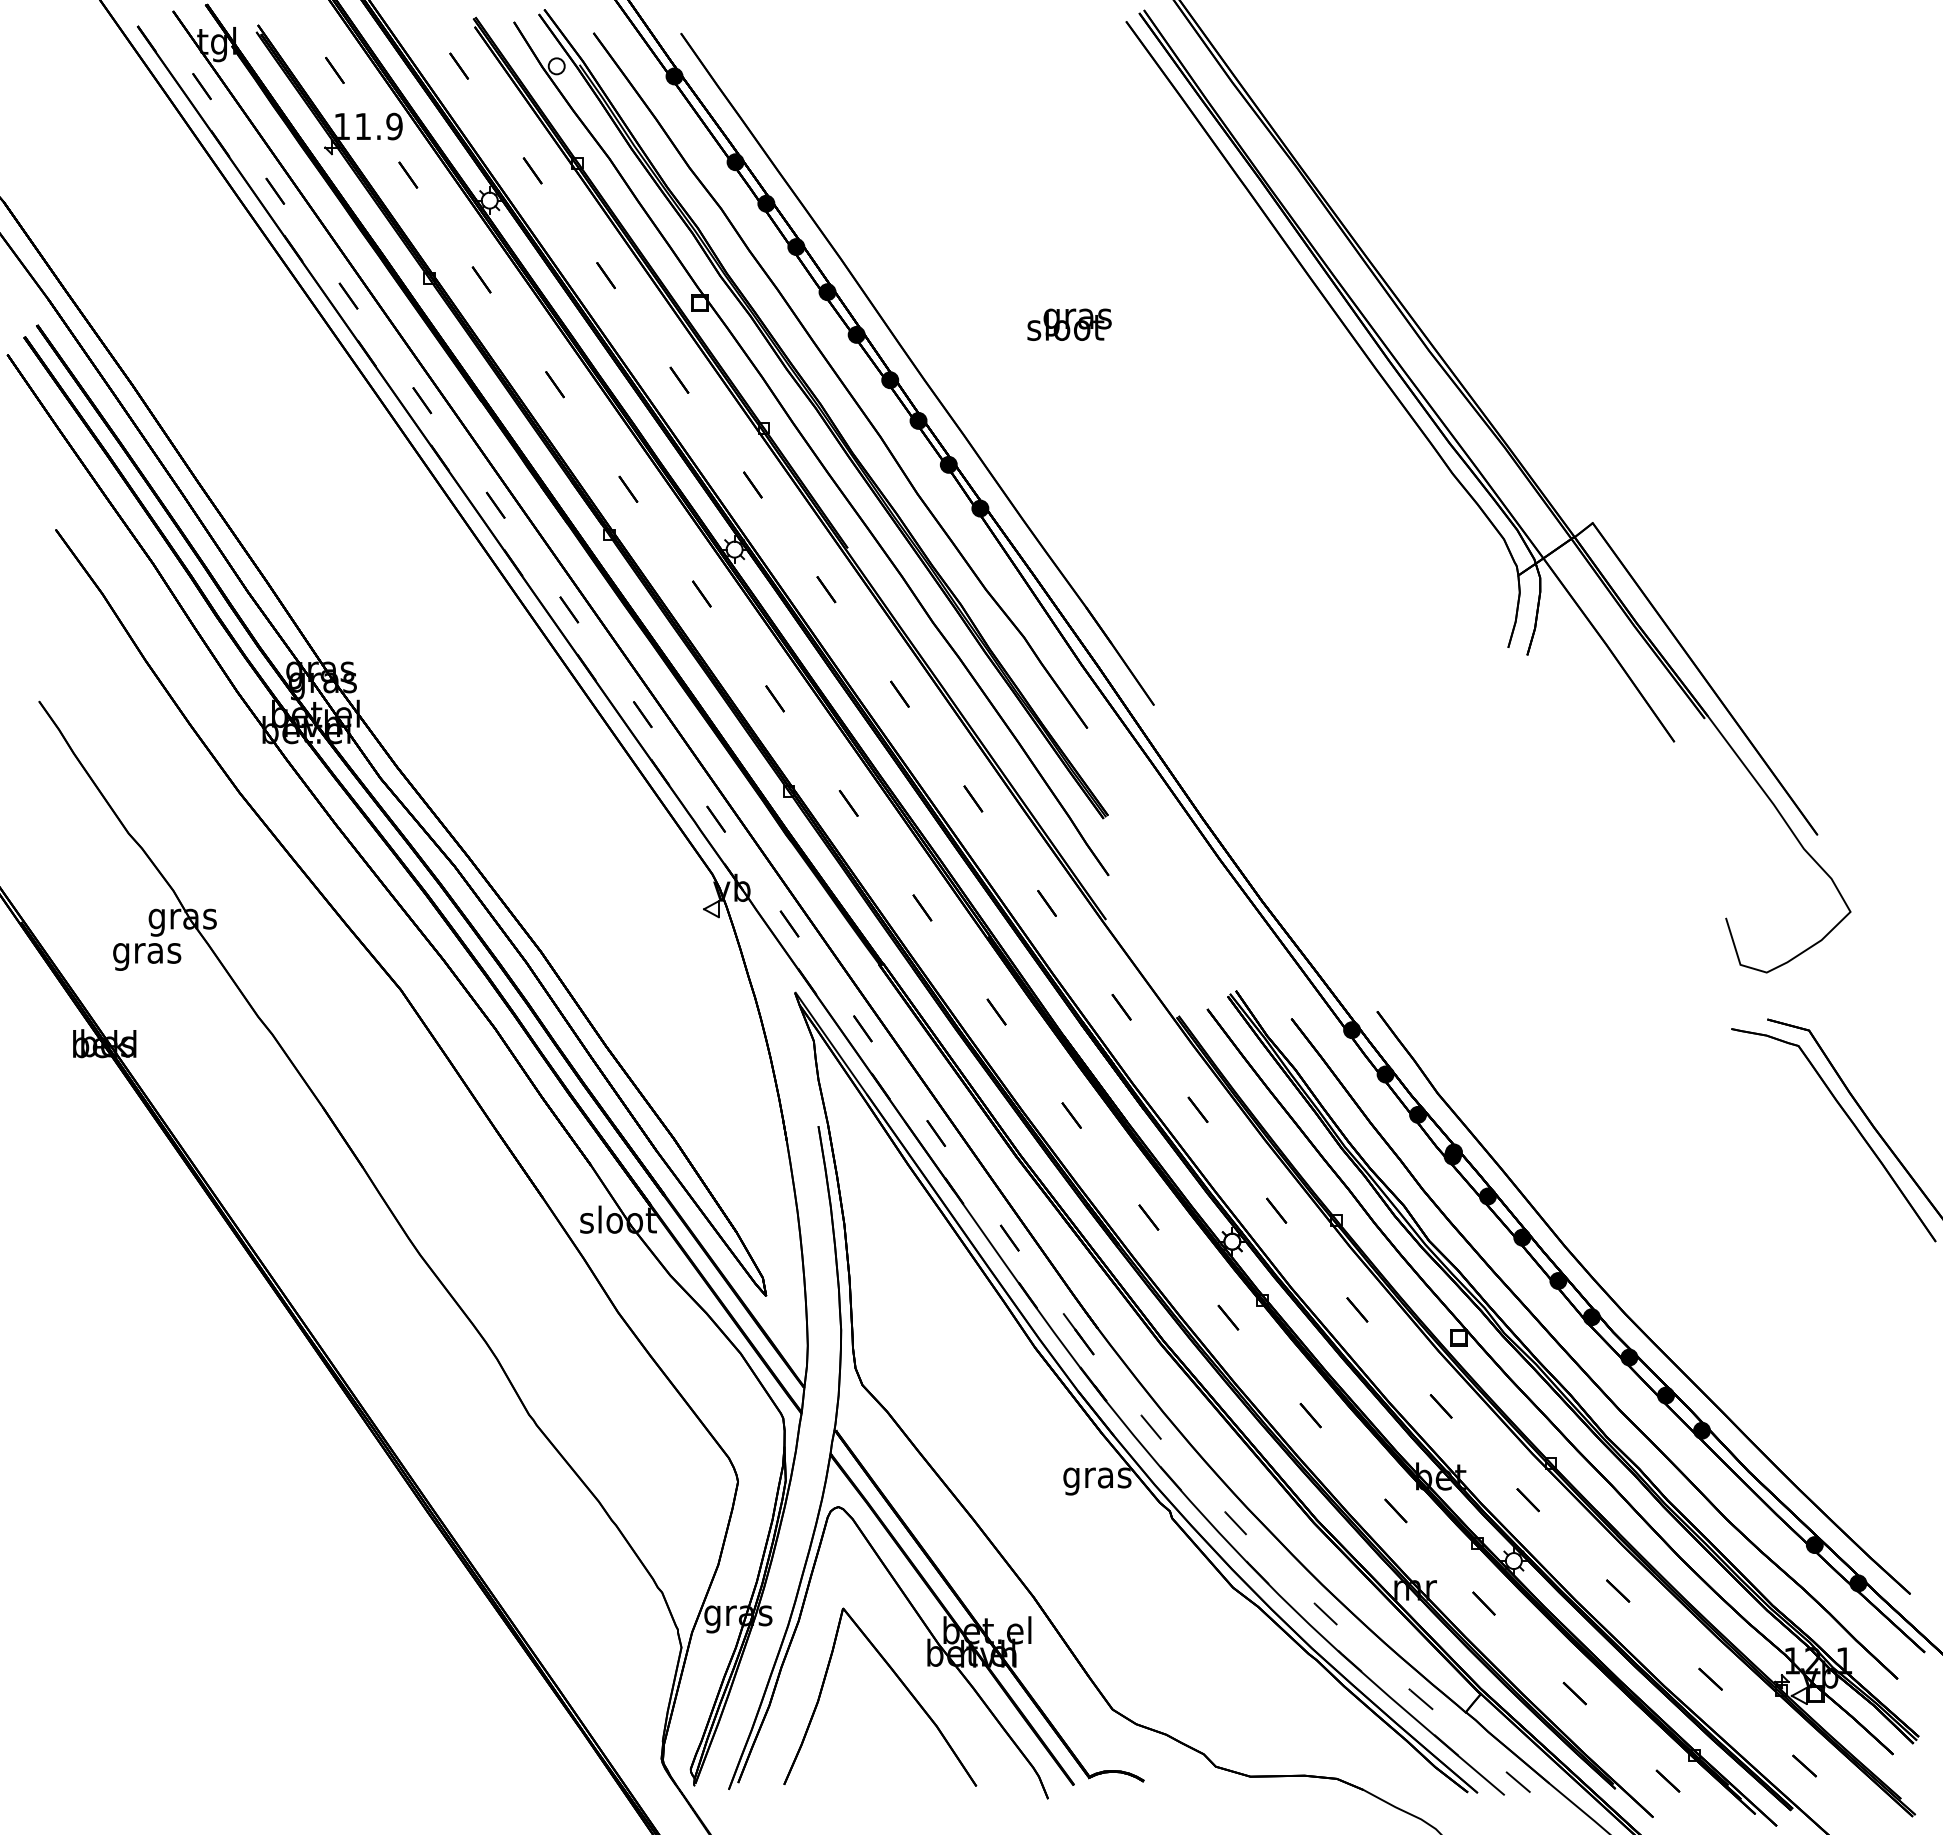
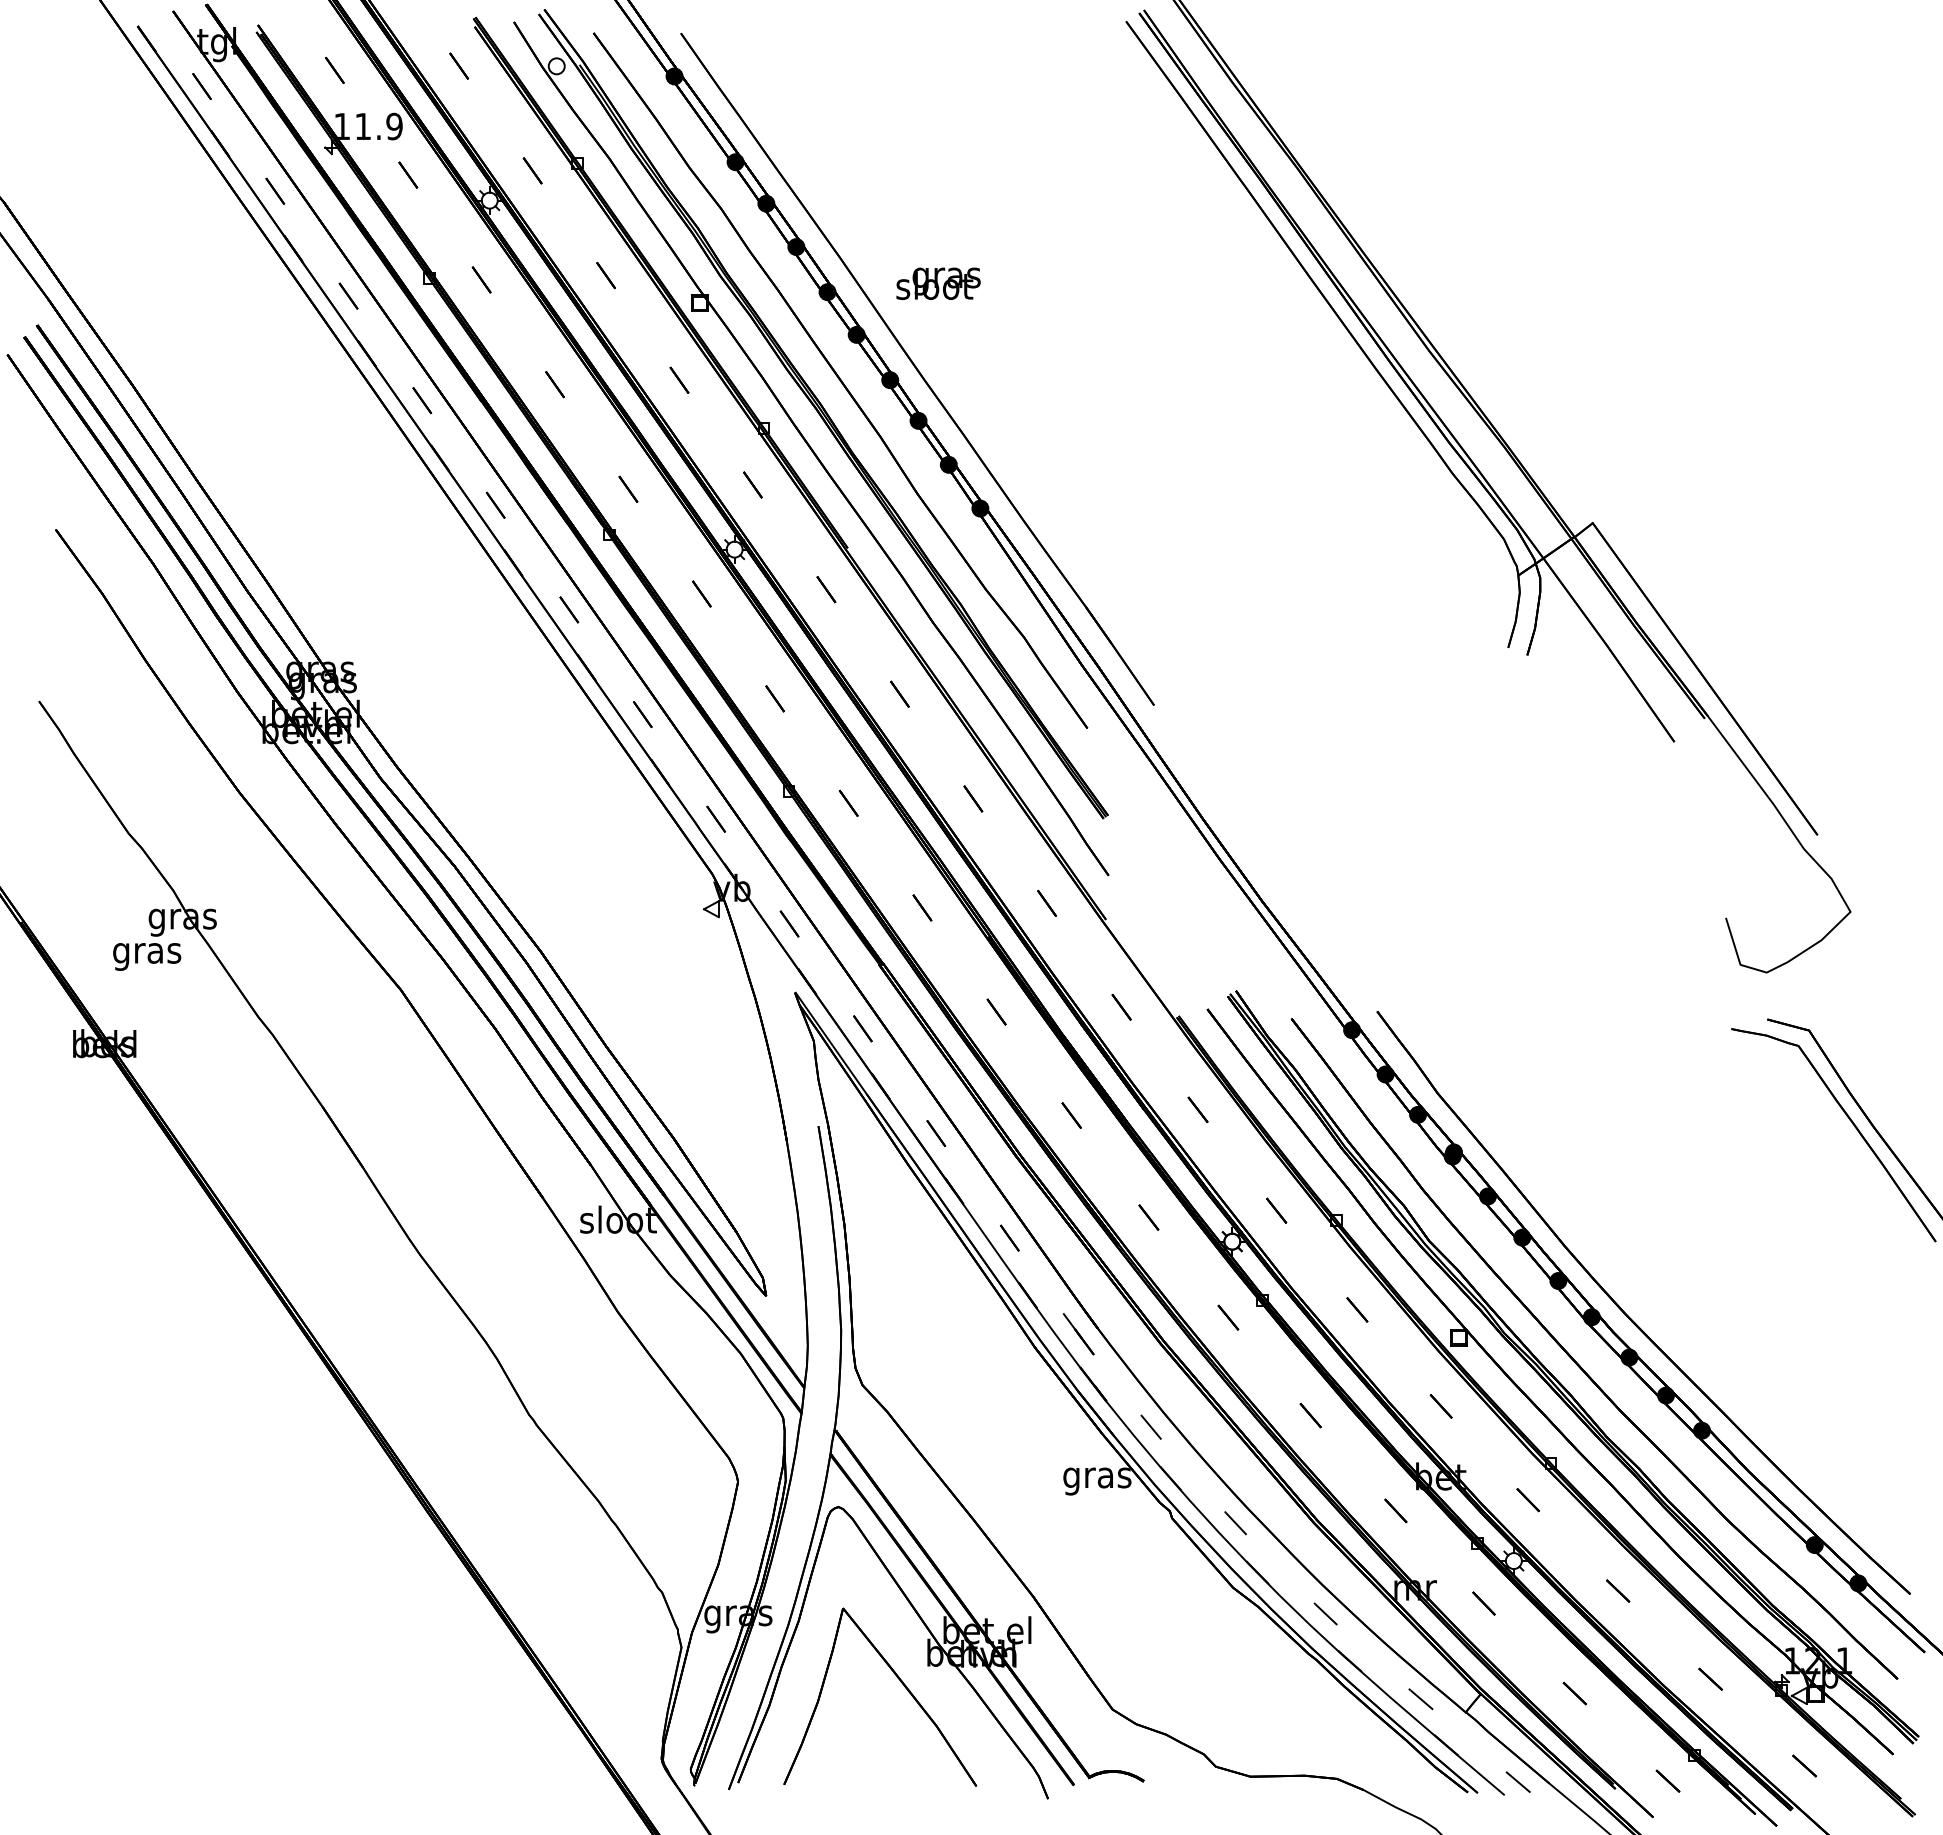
text position: (1069, 324) -> (938, 283) (938, 283)
